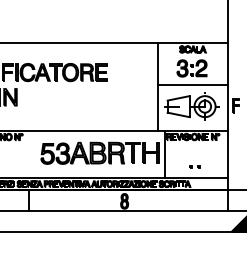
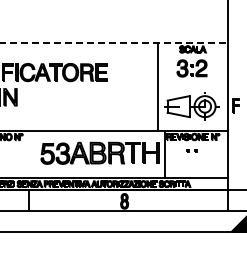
line: solid -> dashed (113, 43)
line: present -> none (192, 85)
part position: (194, 166) -> (191, 150) (191, 150)
